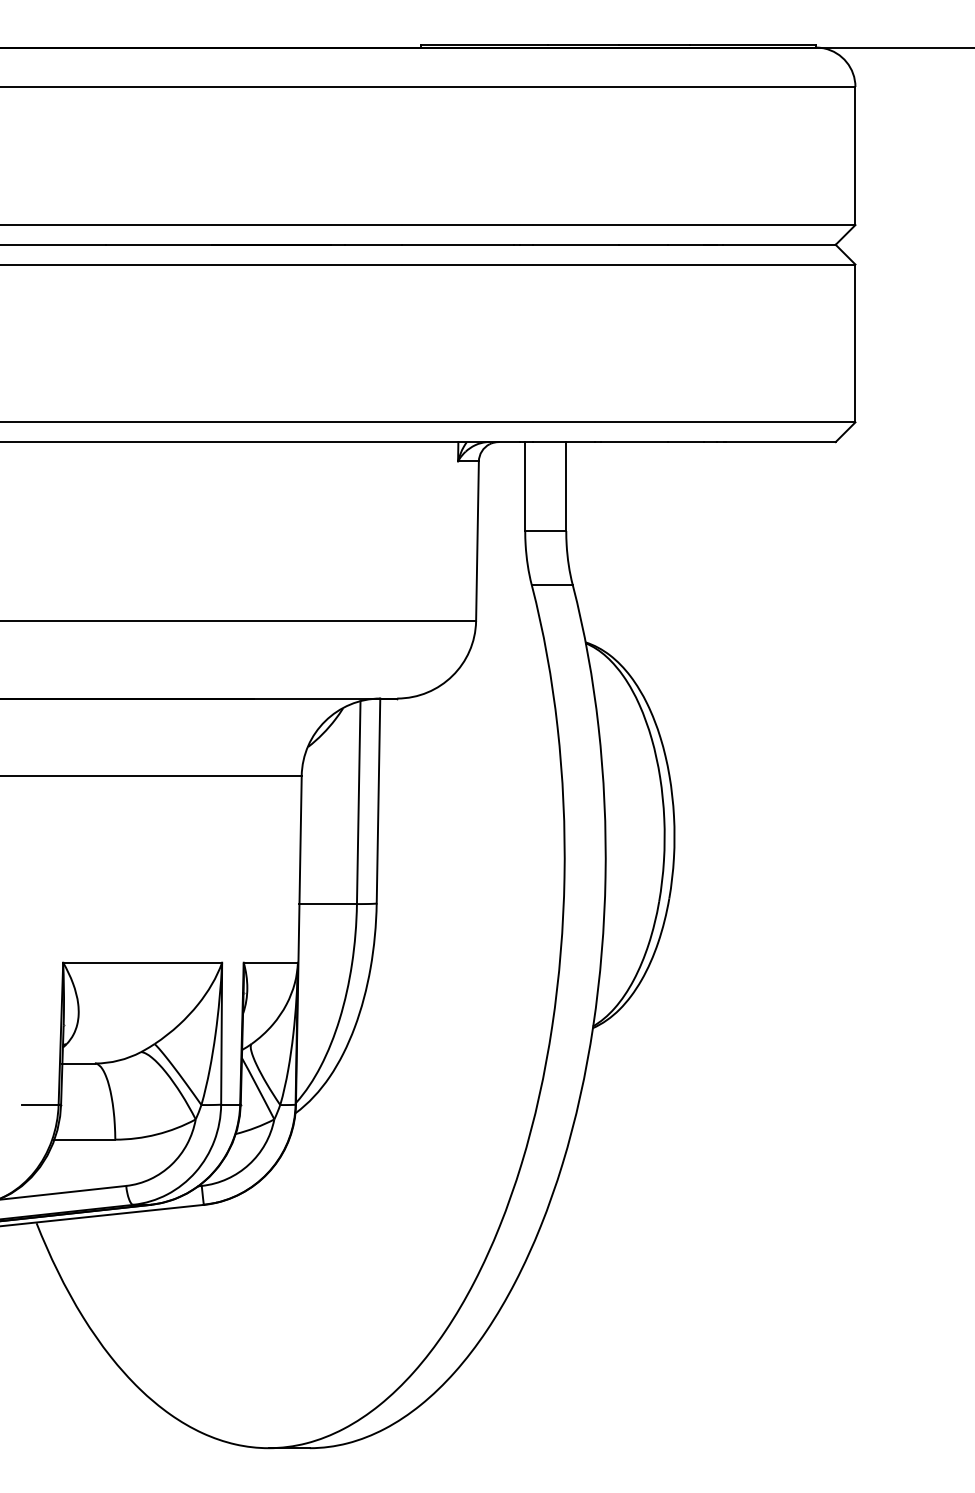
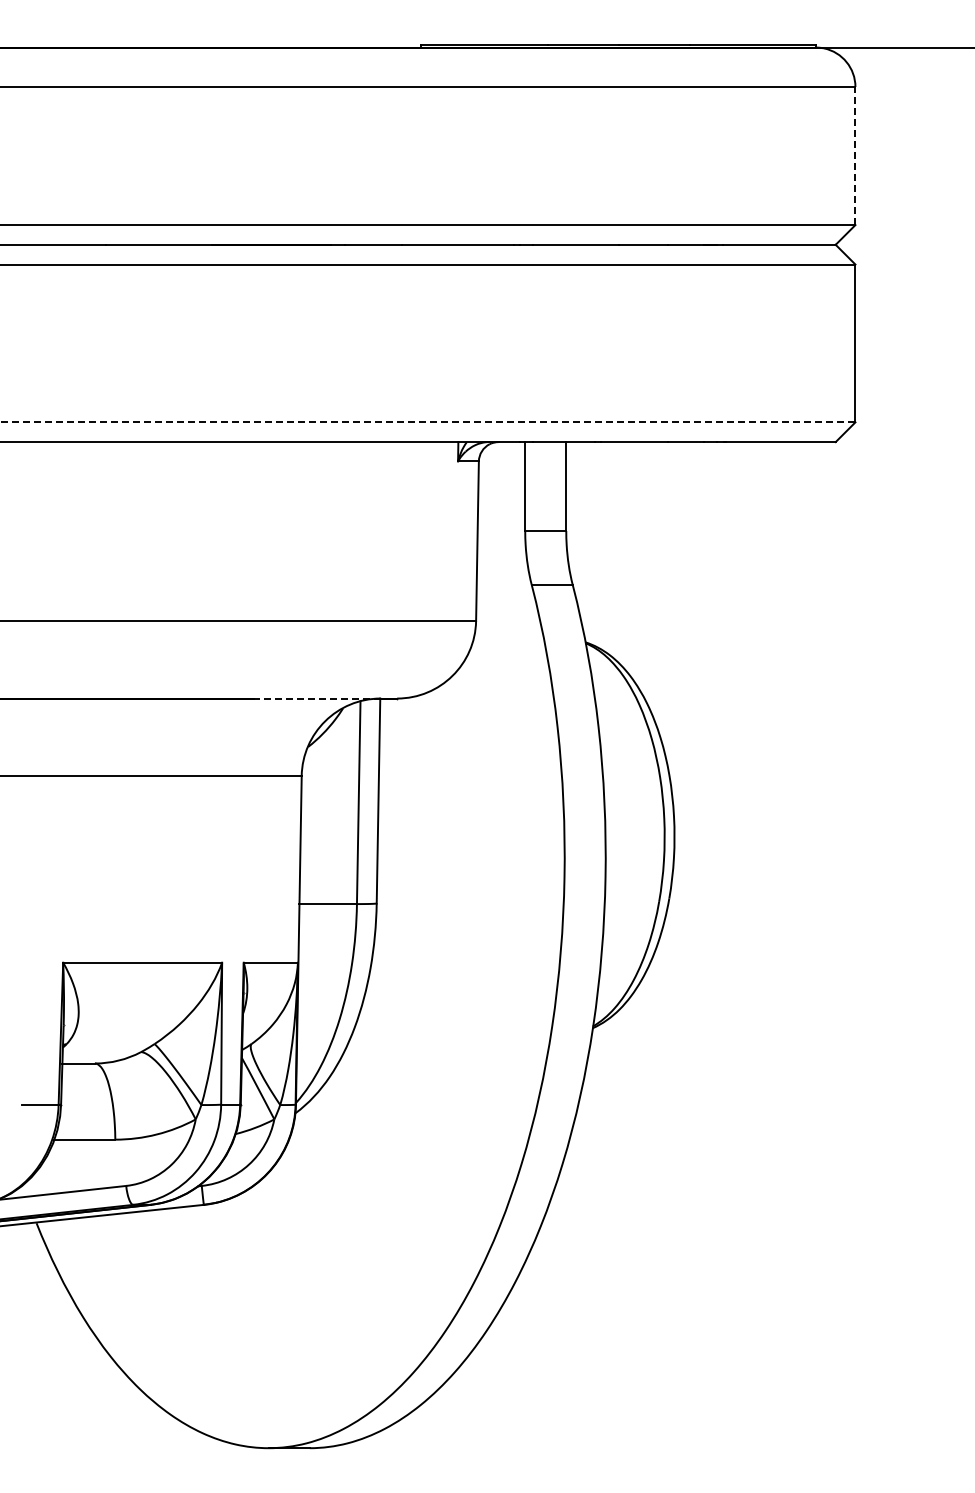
line: solid -> dashed (855, 155)
line: solid -> dashed (427, 422)
line: solid -> dashed (316, 698)
